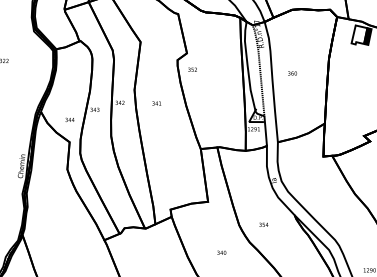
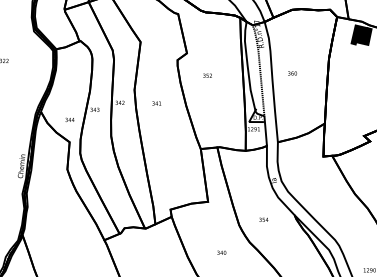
fill: none -> present (359, 34)
text position: (192, 69) -> (207, 75) (207, 75)
text position: (263, 224) -> (263, 219) (263, 219)
